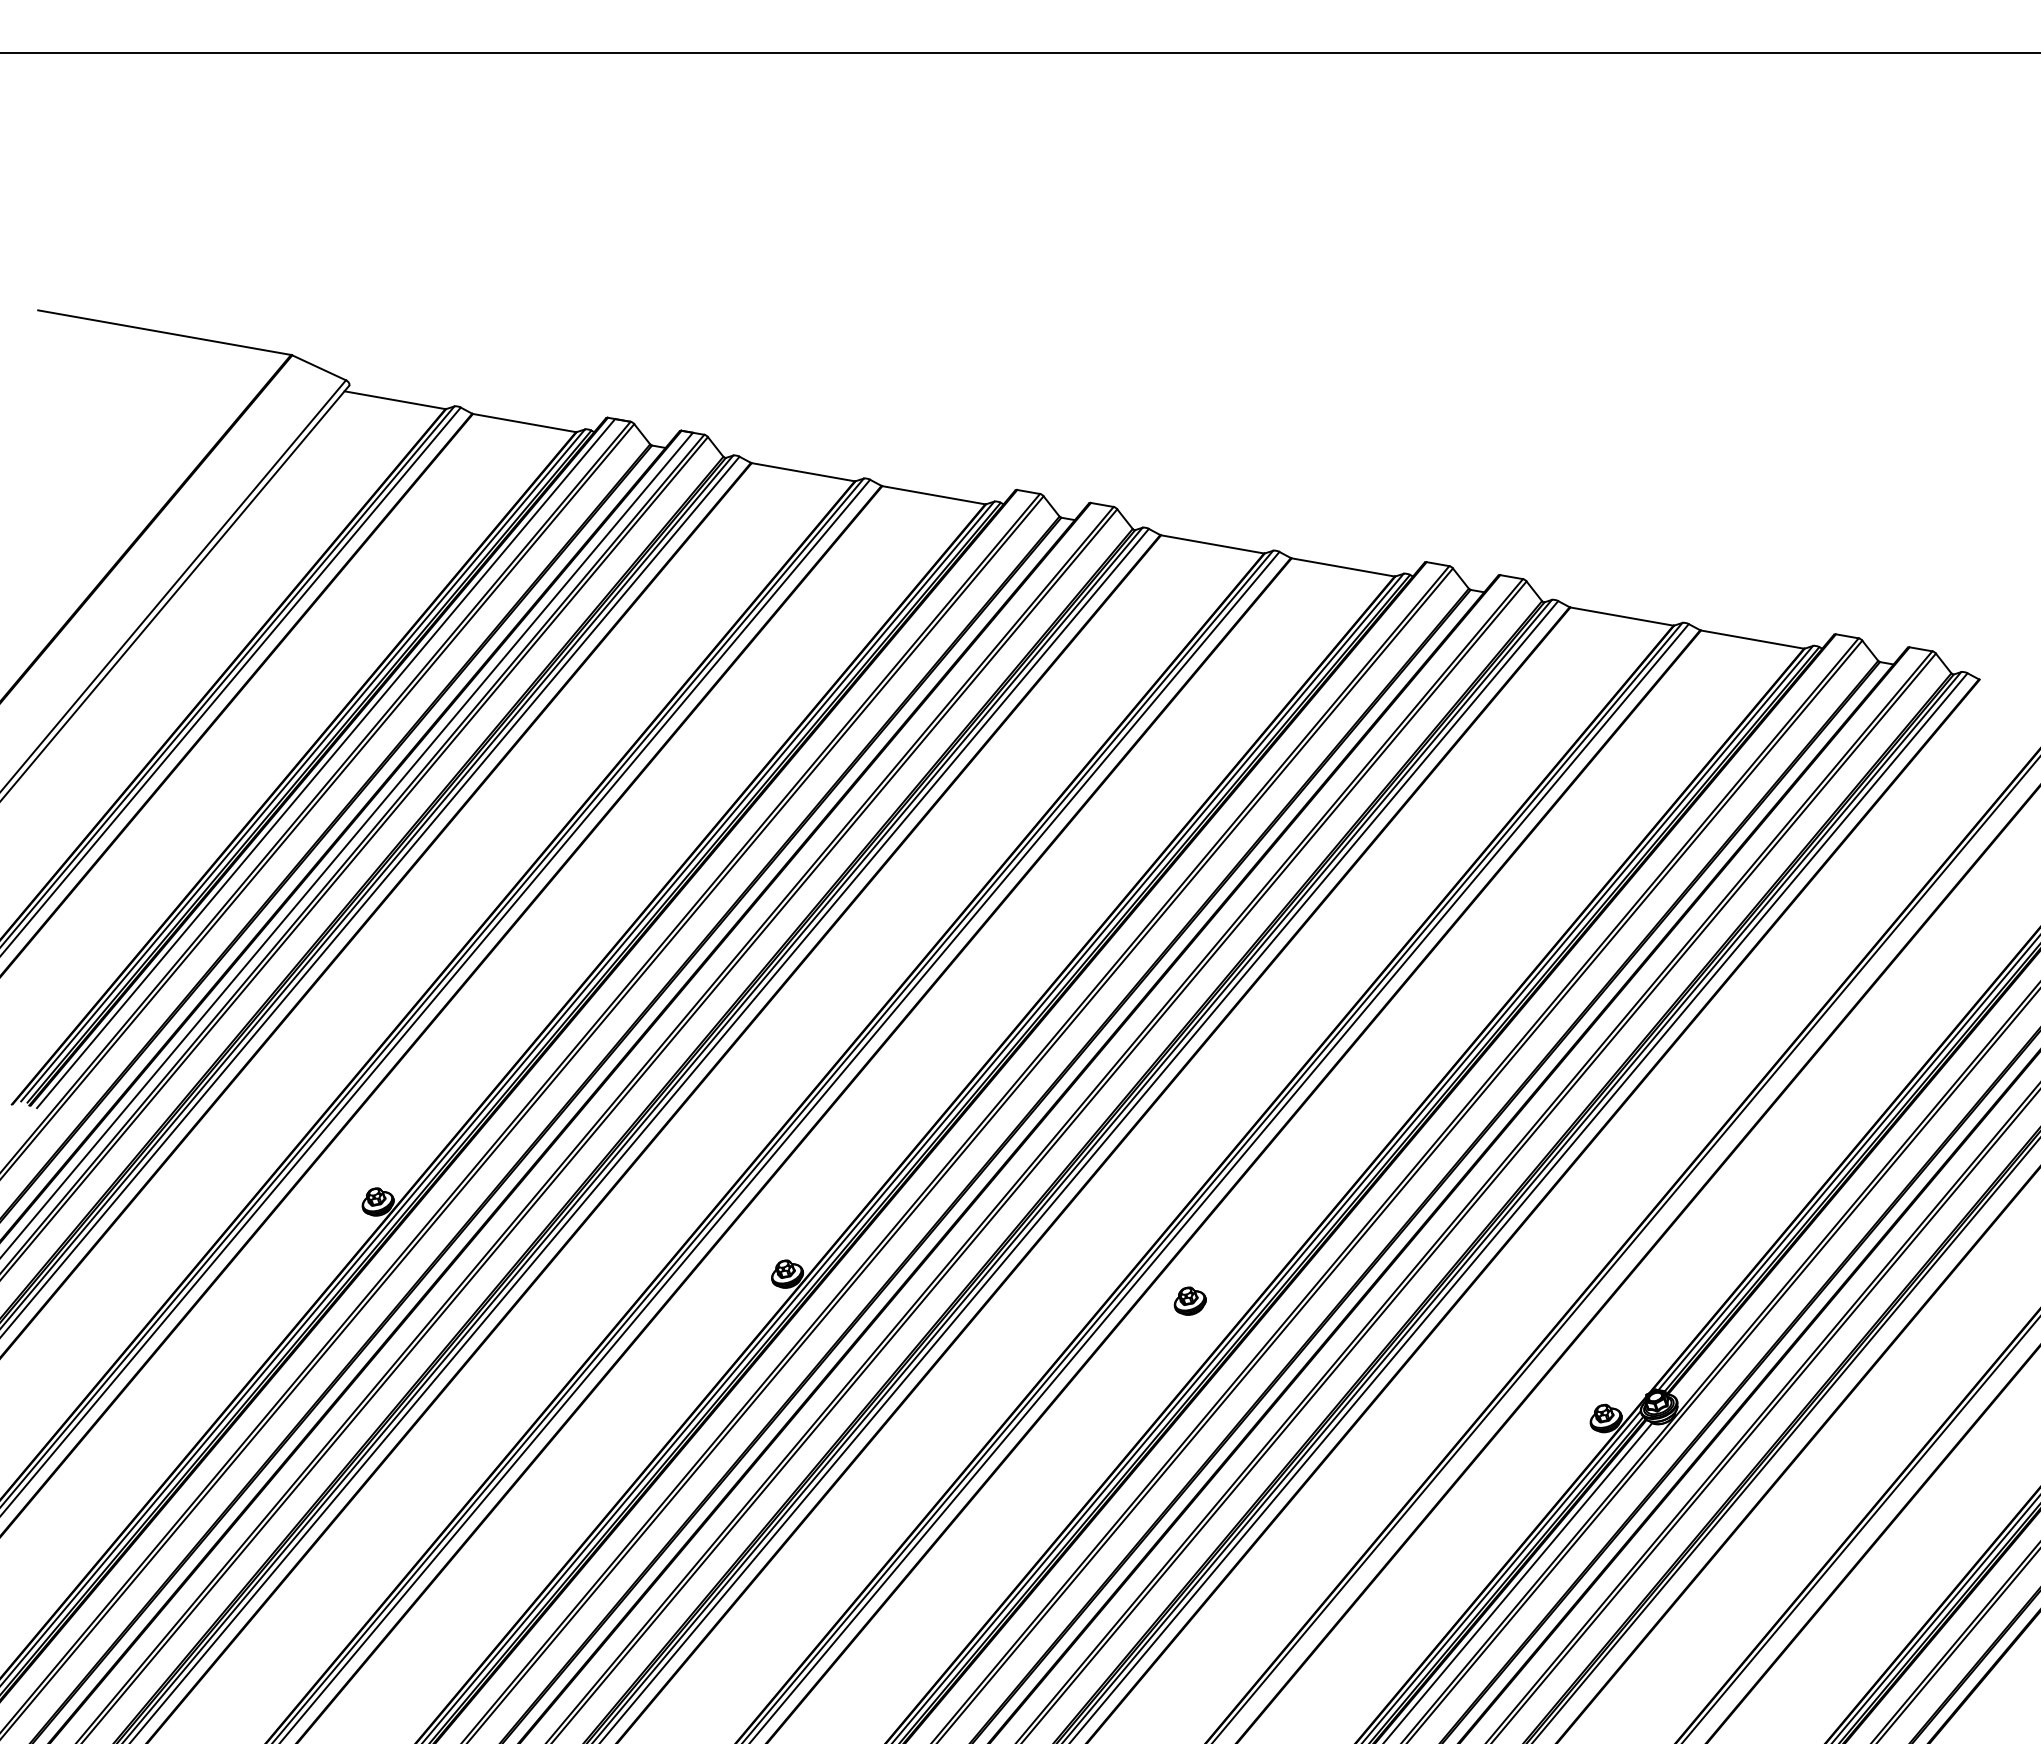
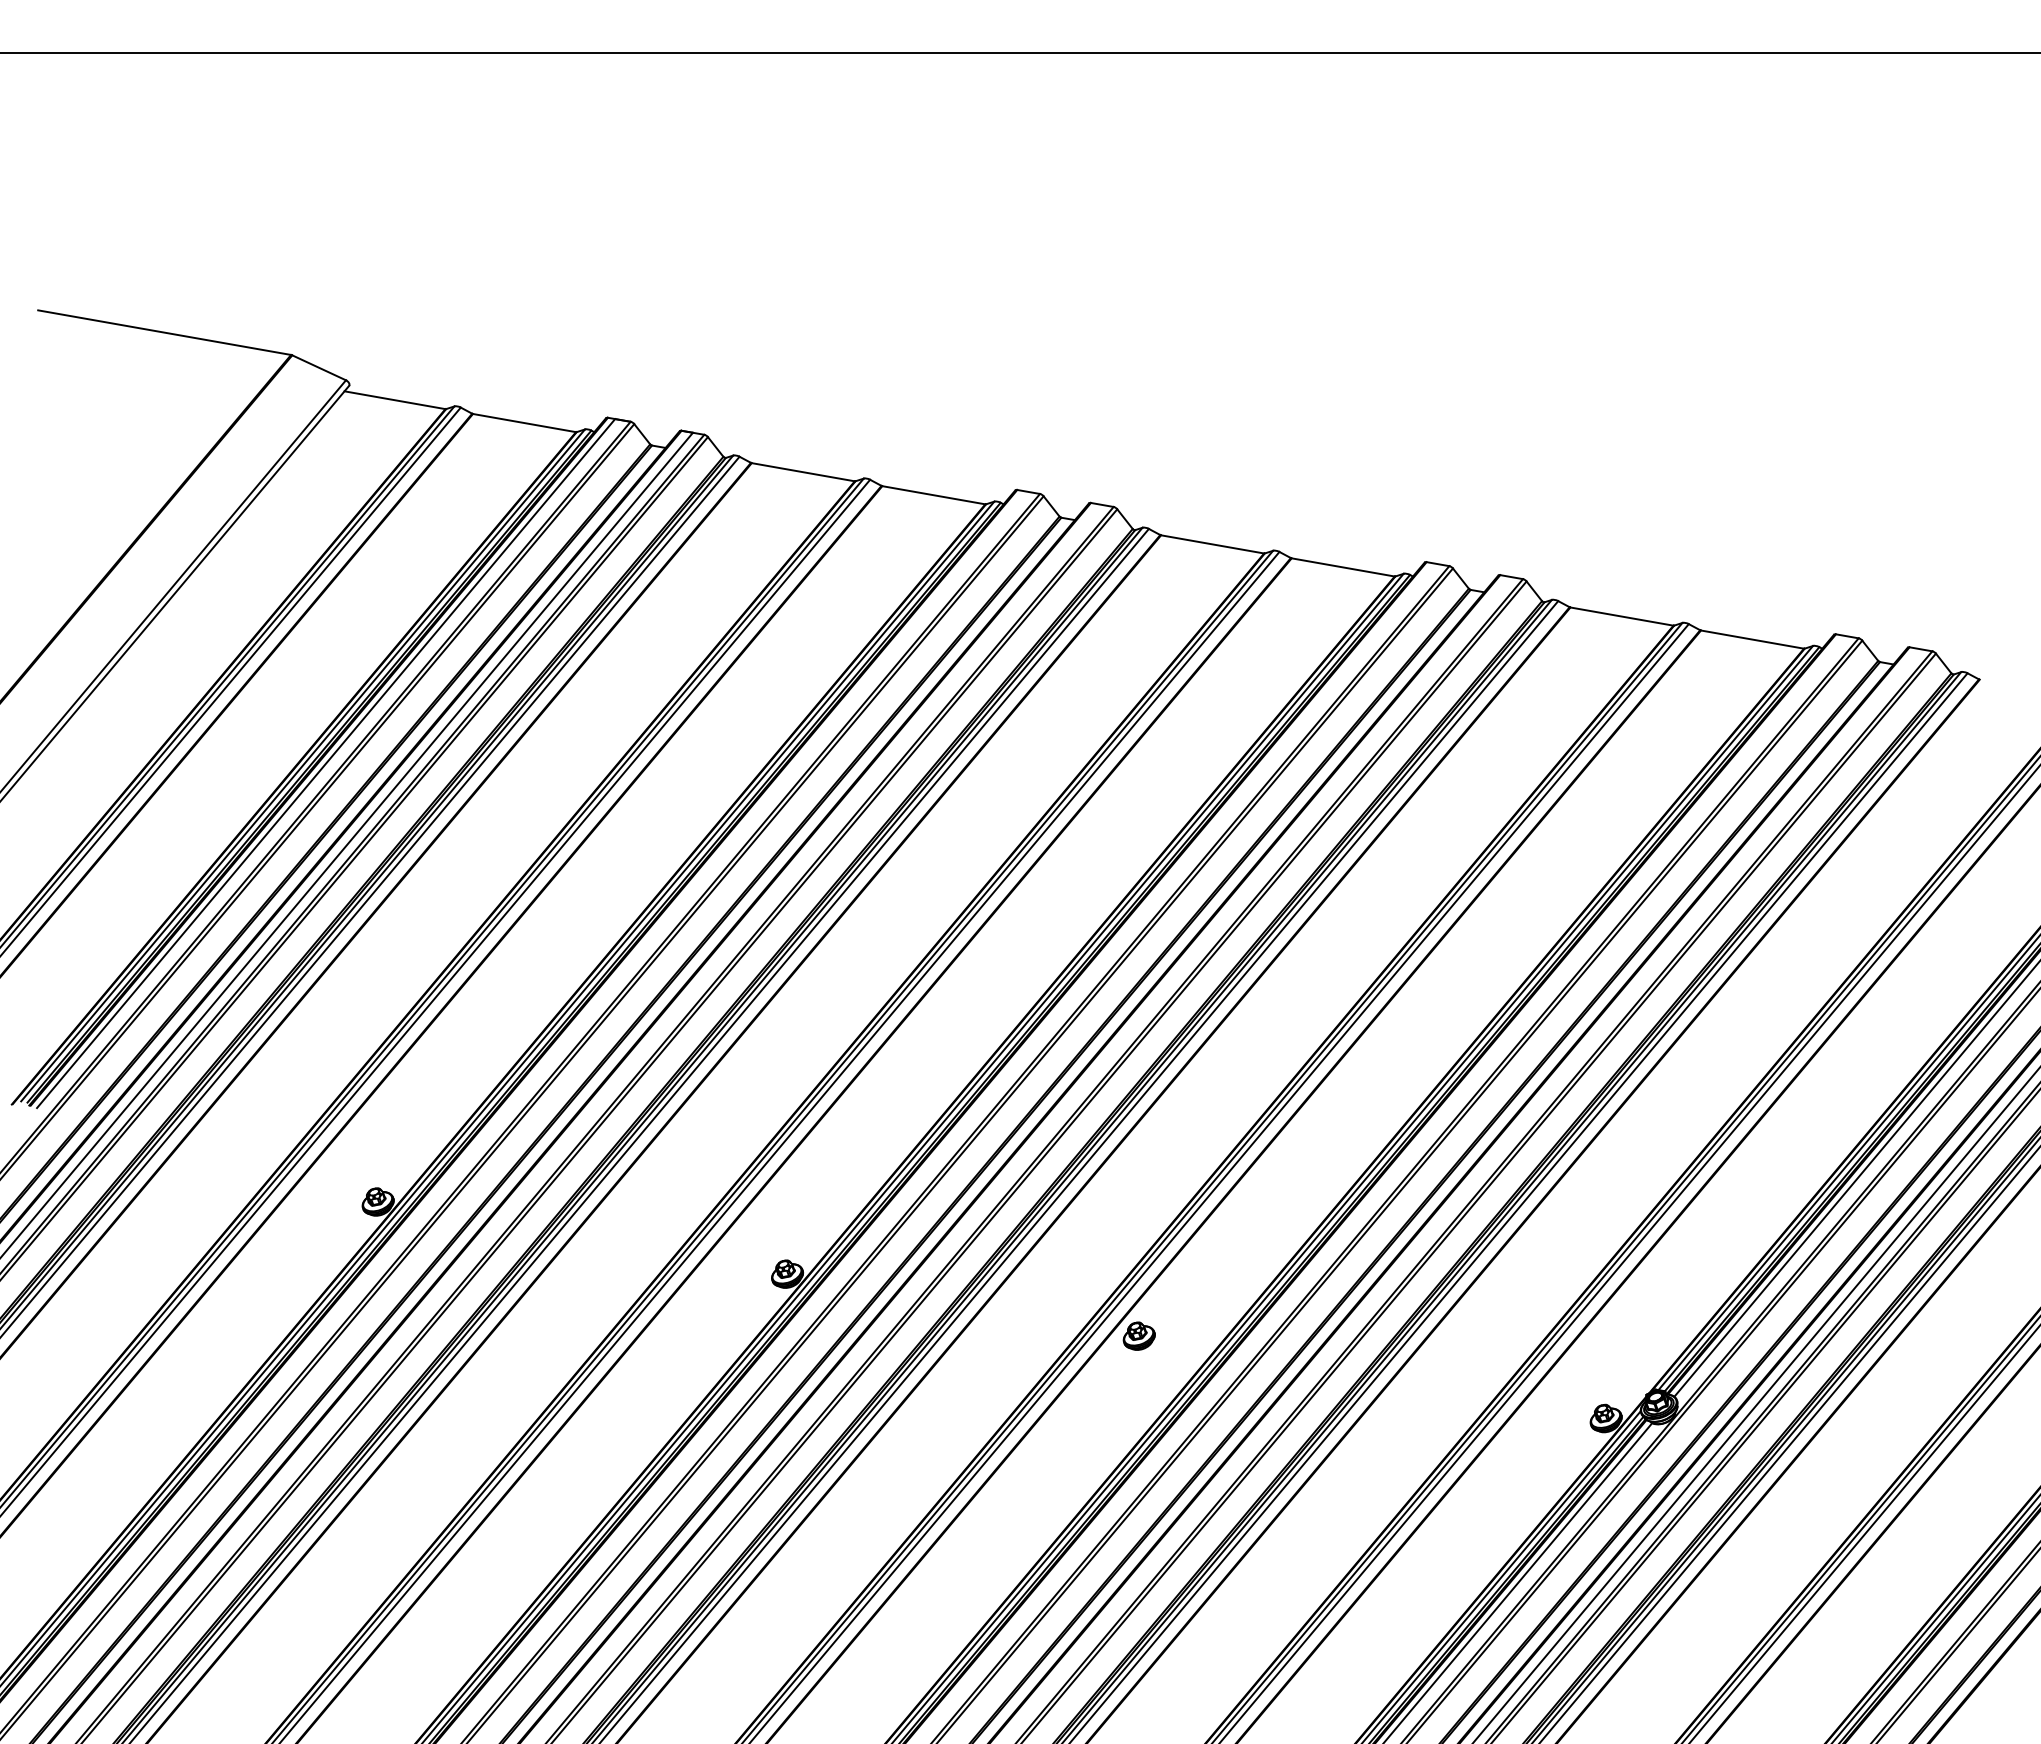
line: none -> present (1855, 1179)
line: none -> present (1629, 1254)
part position: (1189, 1300) -> (1138, 1335) (1138, 1335)
line: none -> present (1756, 1405)
line: none -> present (1789, 1444)
line: none -> present (1864, 1534)
